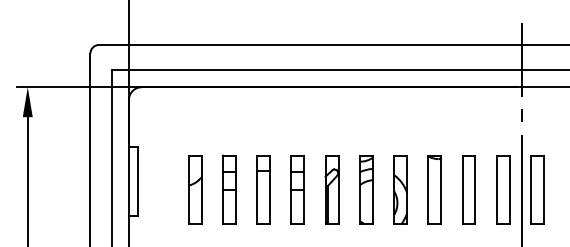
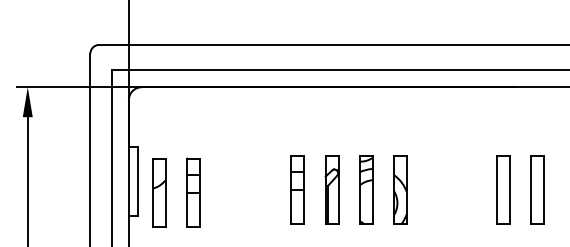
line: present -> none (522, 133)
part position: (202, 189) -> (166, 192) (166, 192)
part: present -> none (263, 189)
part: present -> none (434, 189)
part: present -> none (468, 189)
